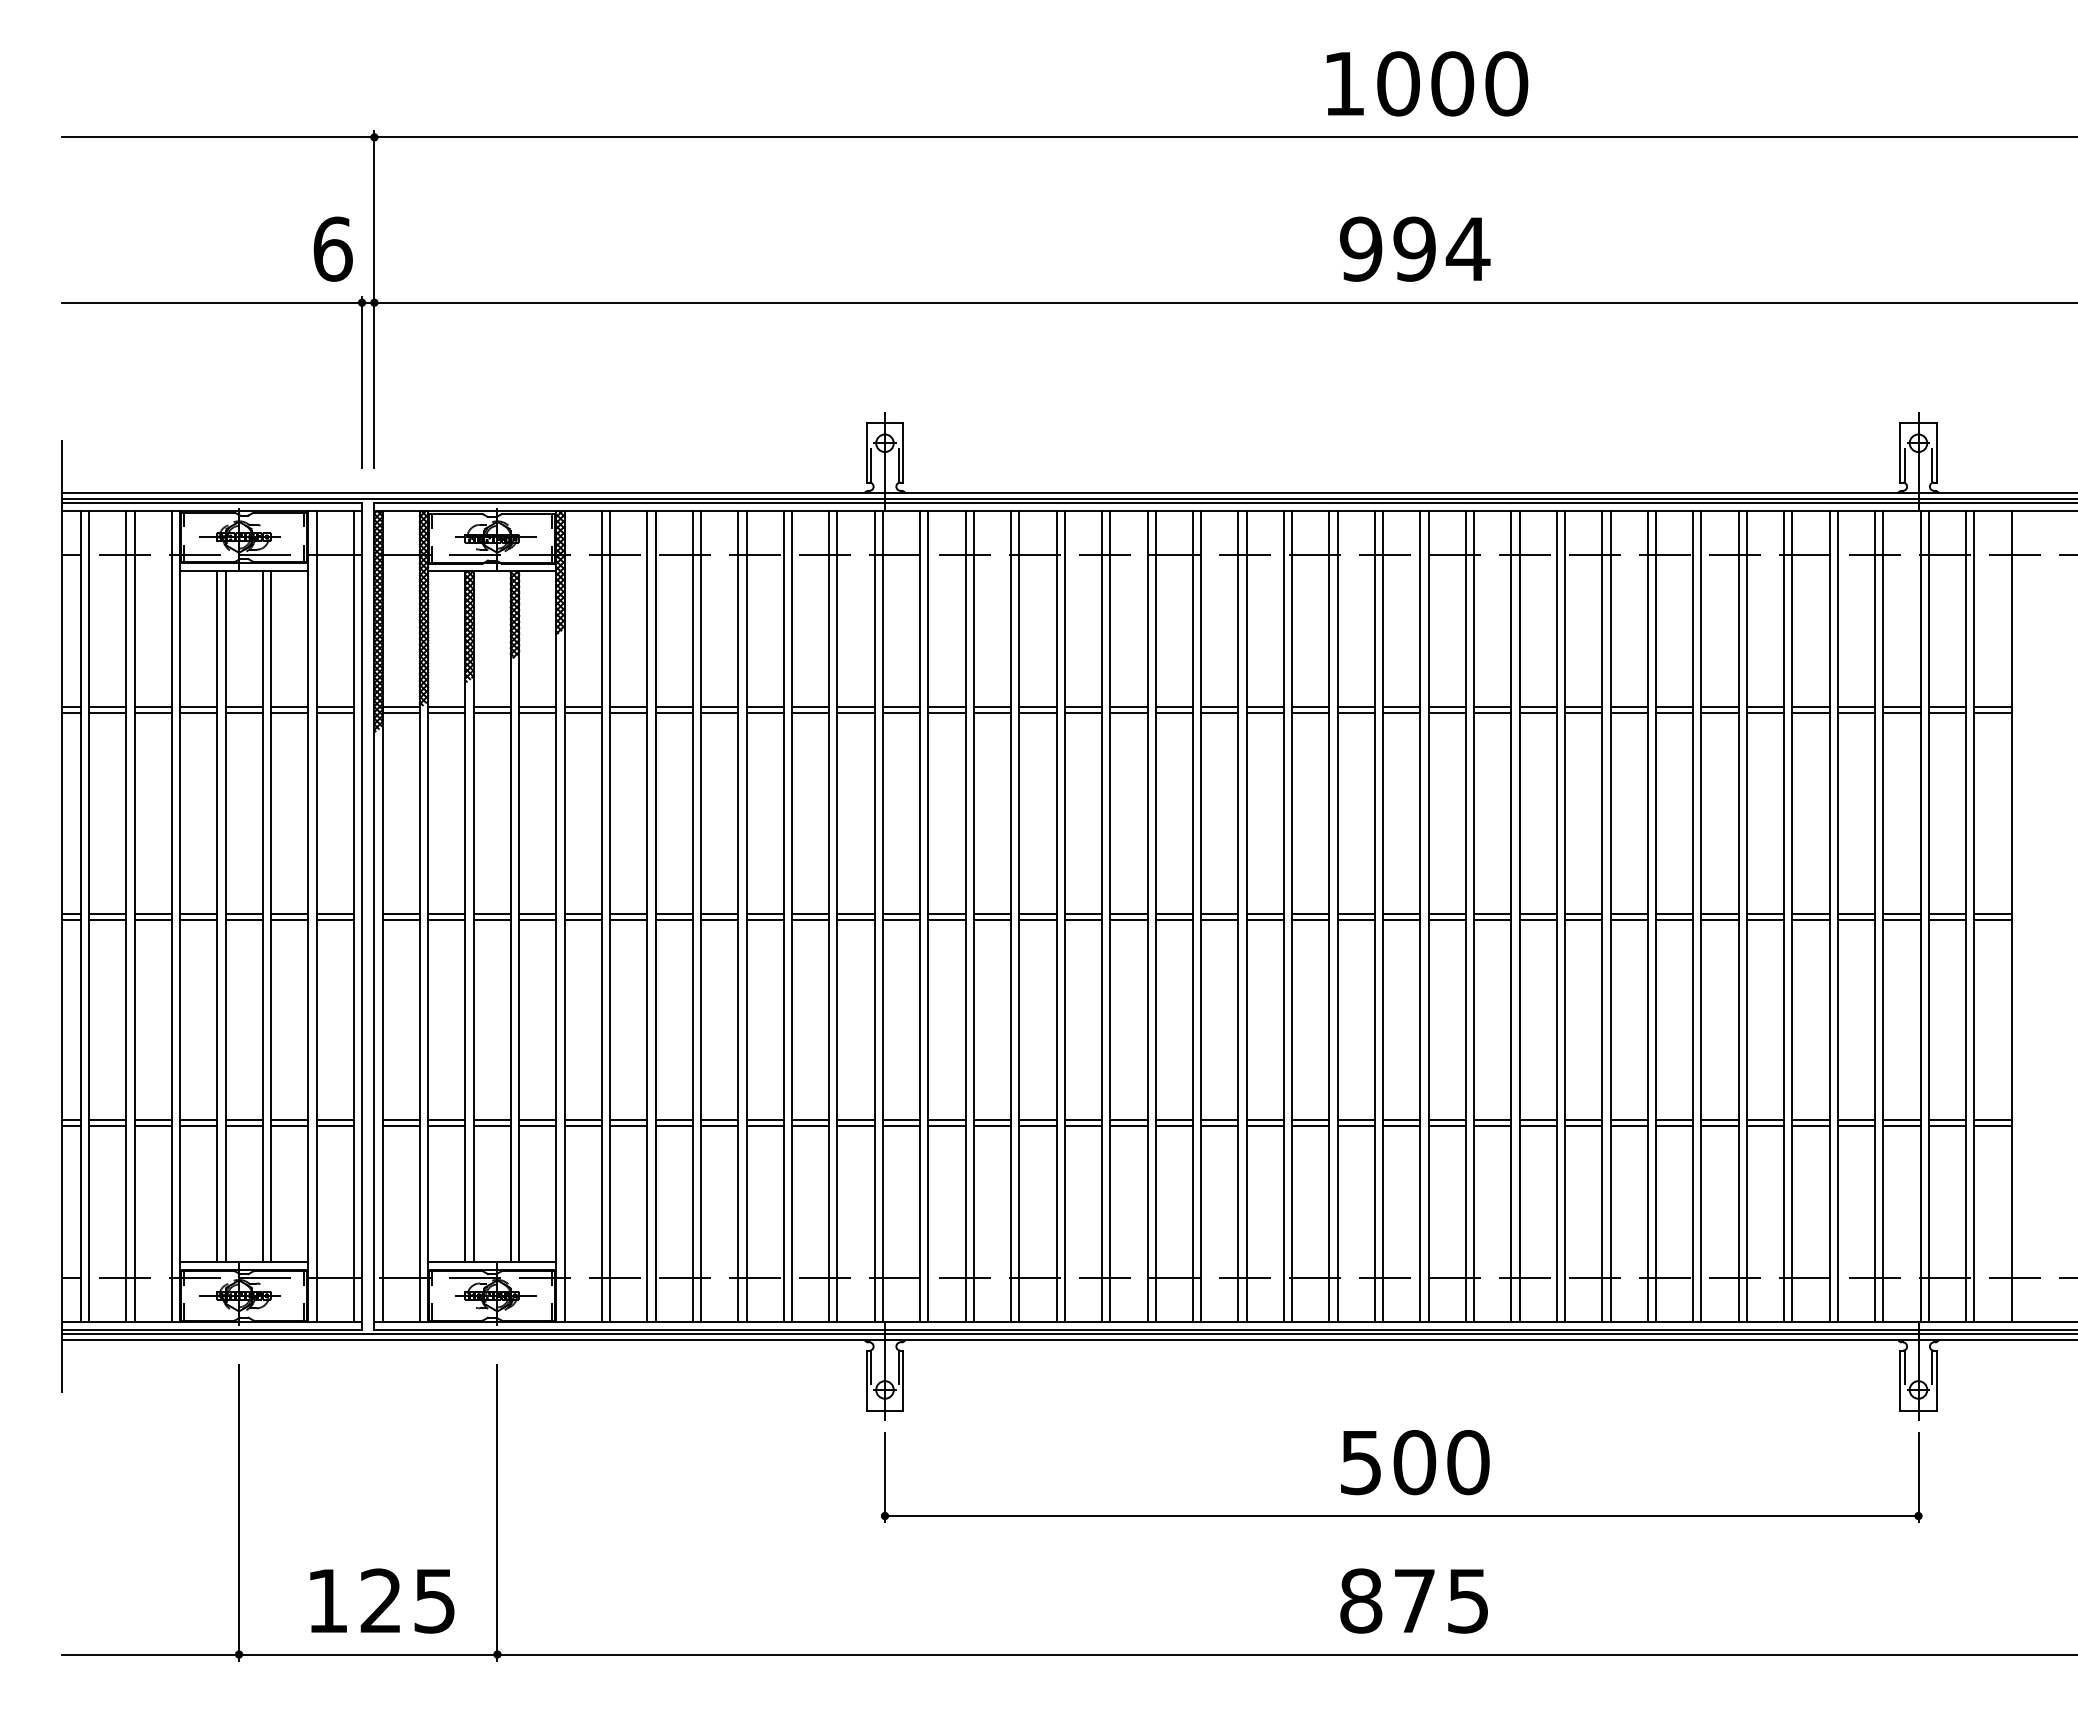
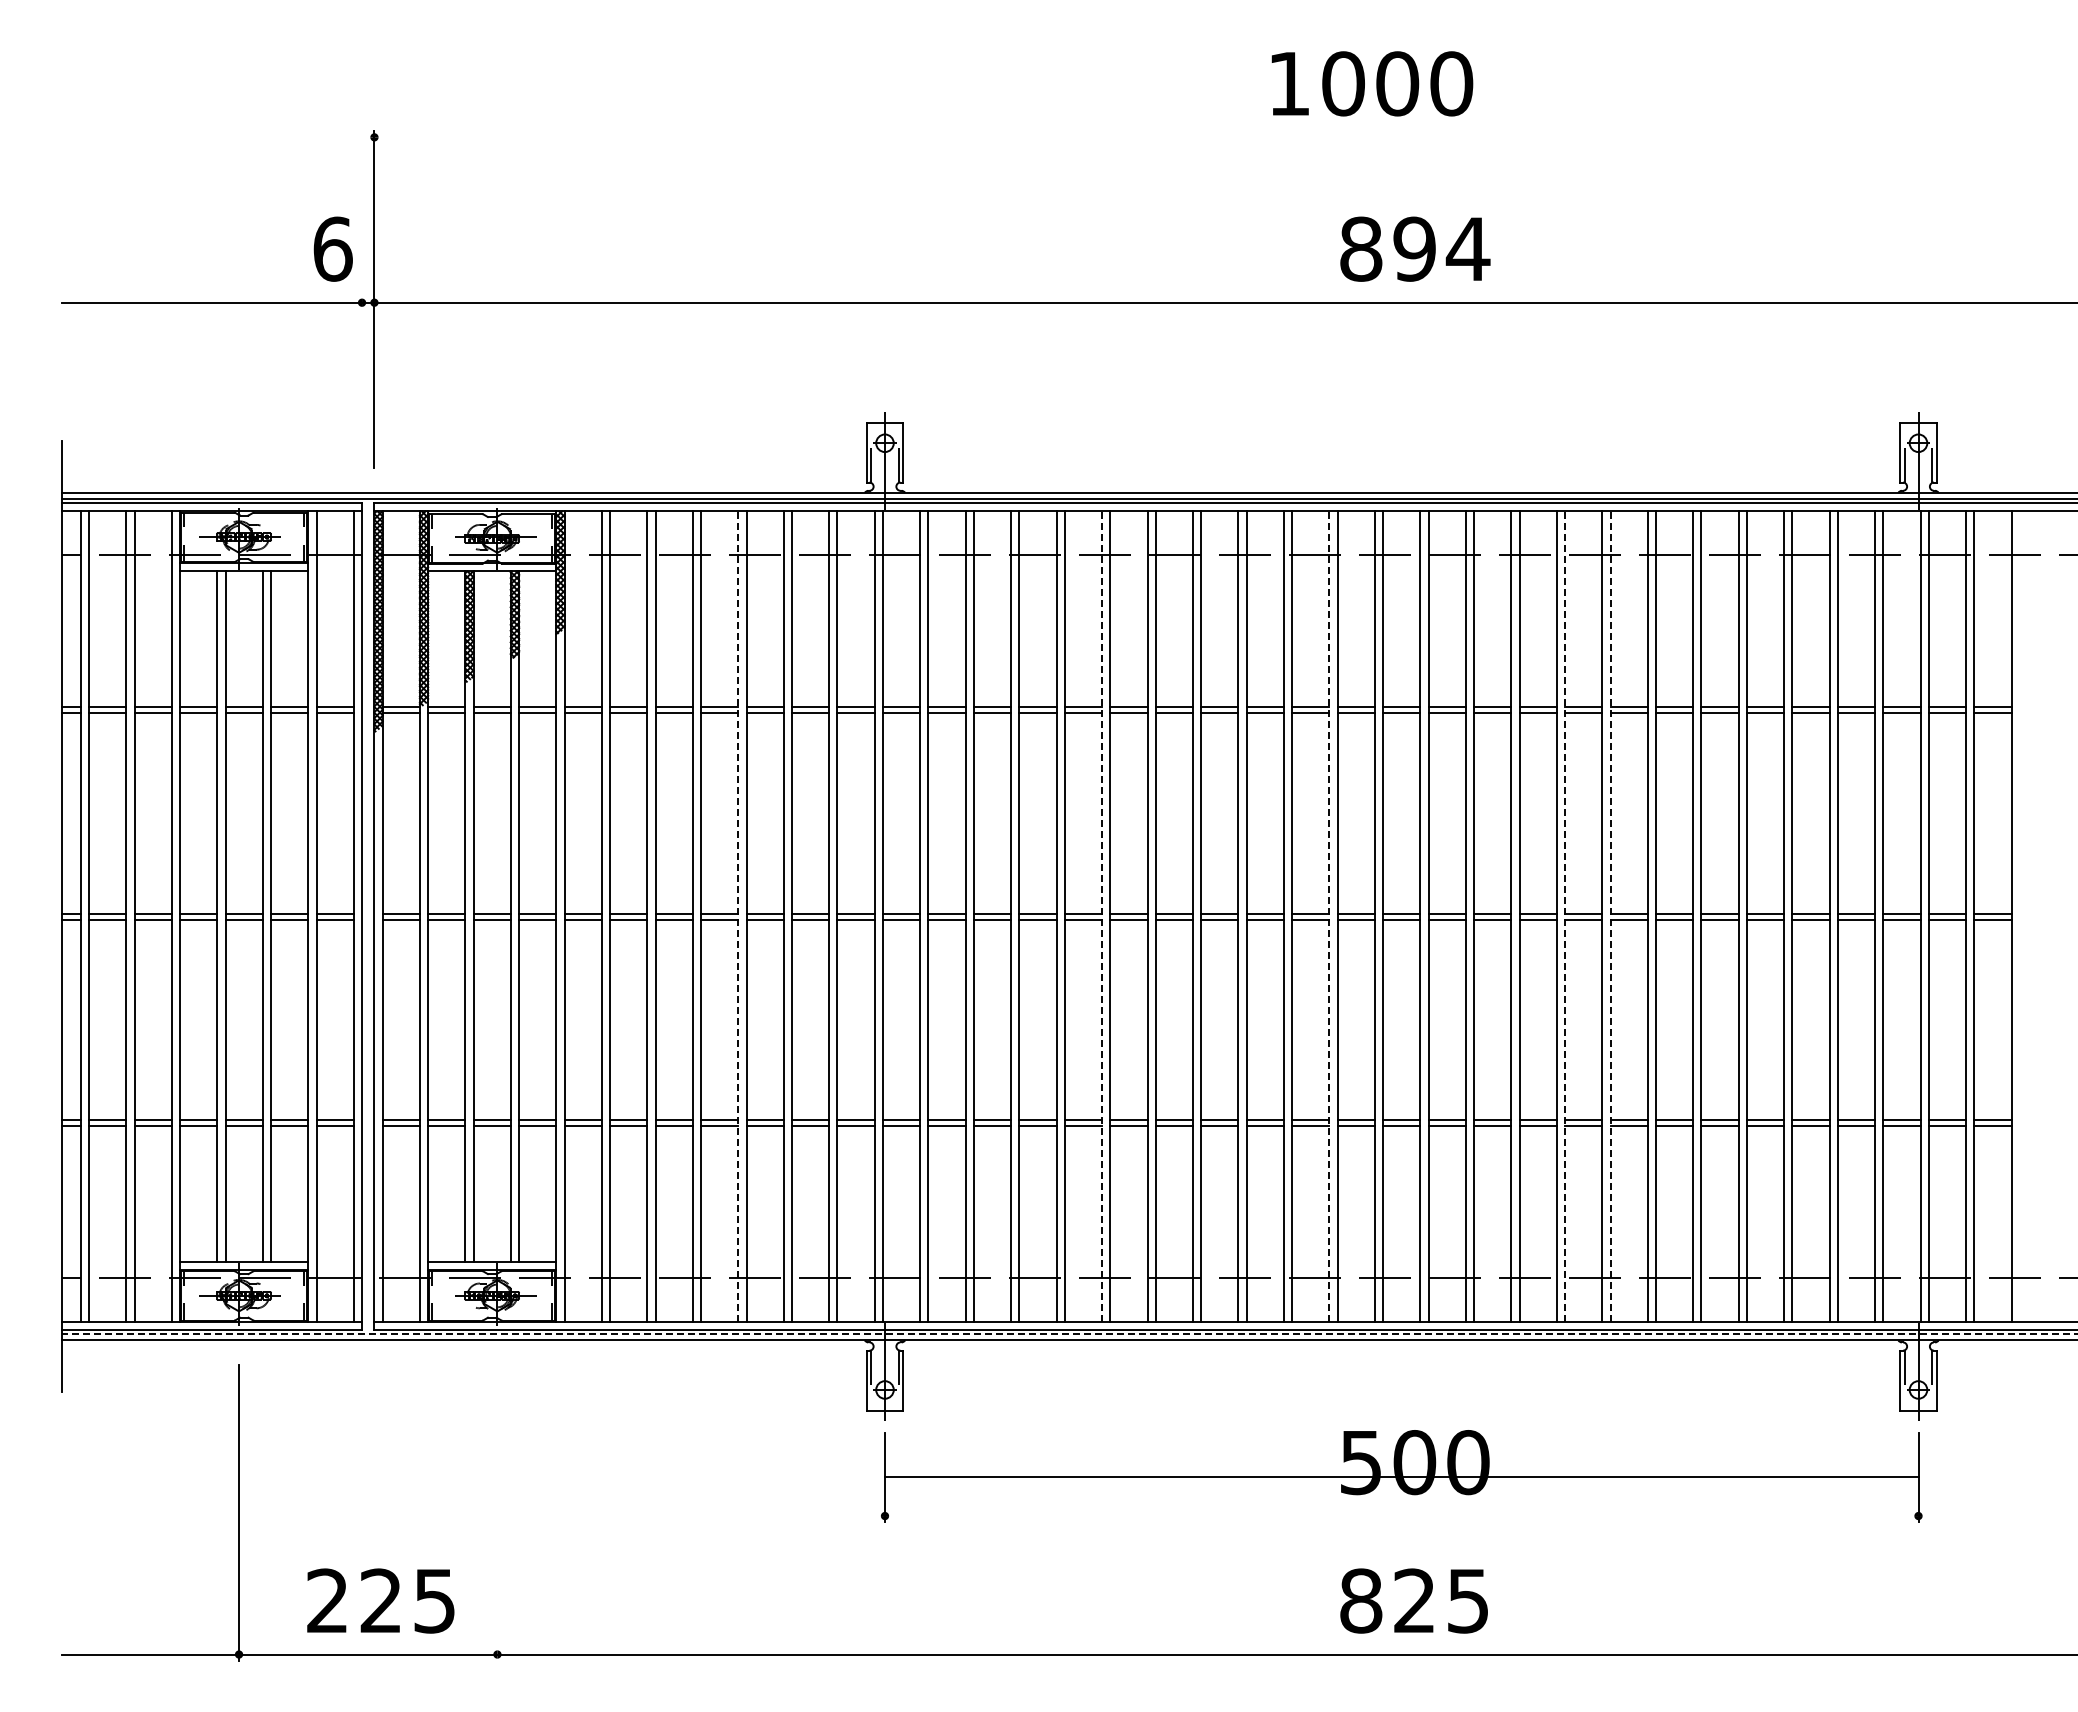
text position: (1427, 83) -> (1372, 83) (1372, 83)
line: present -> none (1068, 137)
text: 994 -> 894 (1360, 248)
line: present -> none (362, 382)
line: solid -> dashed (738, 916)
line: solid -> dashed (1102, 916)
line: solid -> dashed (1329, 916)
line: solid -> dashed (1565, 916)
line: solid -> dashed (1610, 916)
line: solid -> dashed (1069, 1334)
line: present -> none (497, 1512)
line position: (1401, 1516) -> (1401, 1477) (1401, 1477)
text: 125 -> 225 (326, 1600)
text: 875 -> 825 (1414, 1600)
